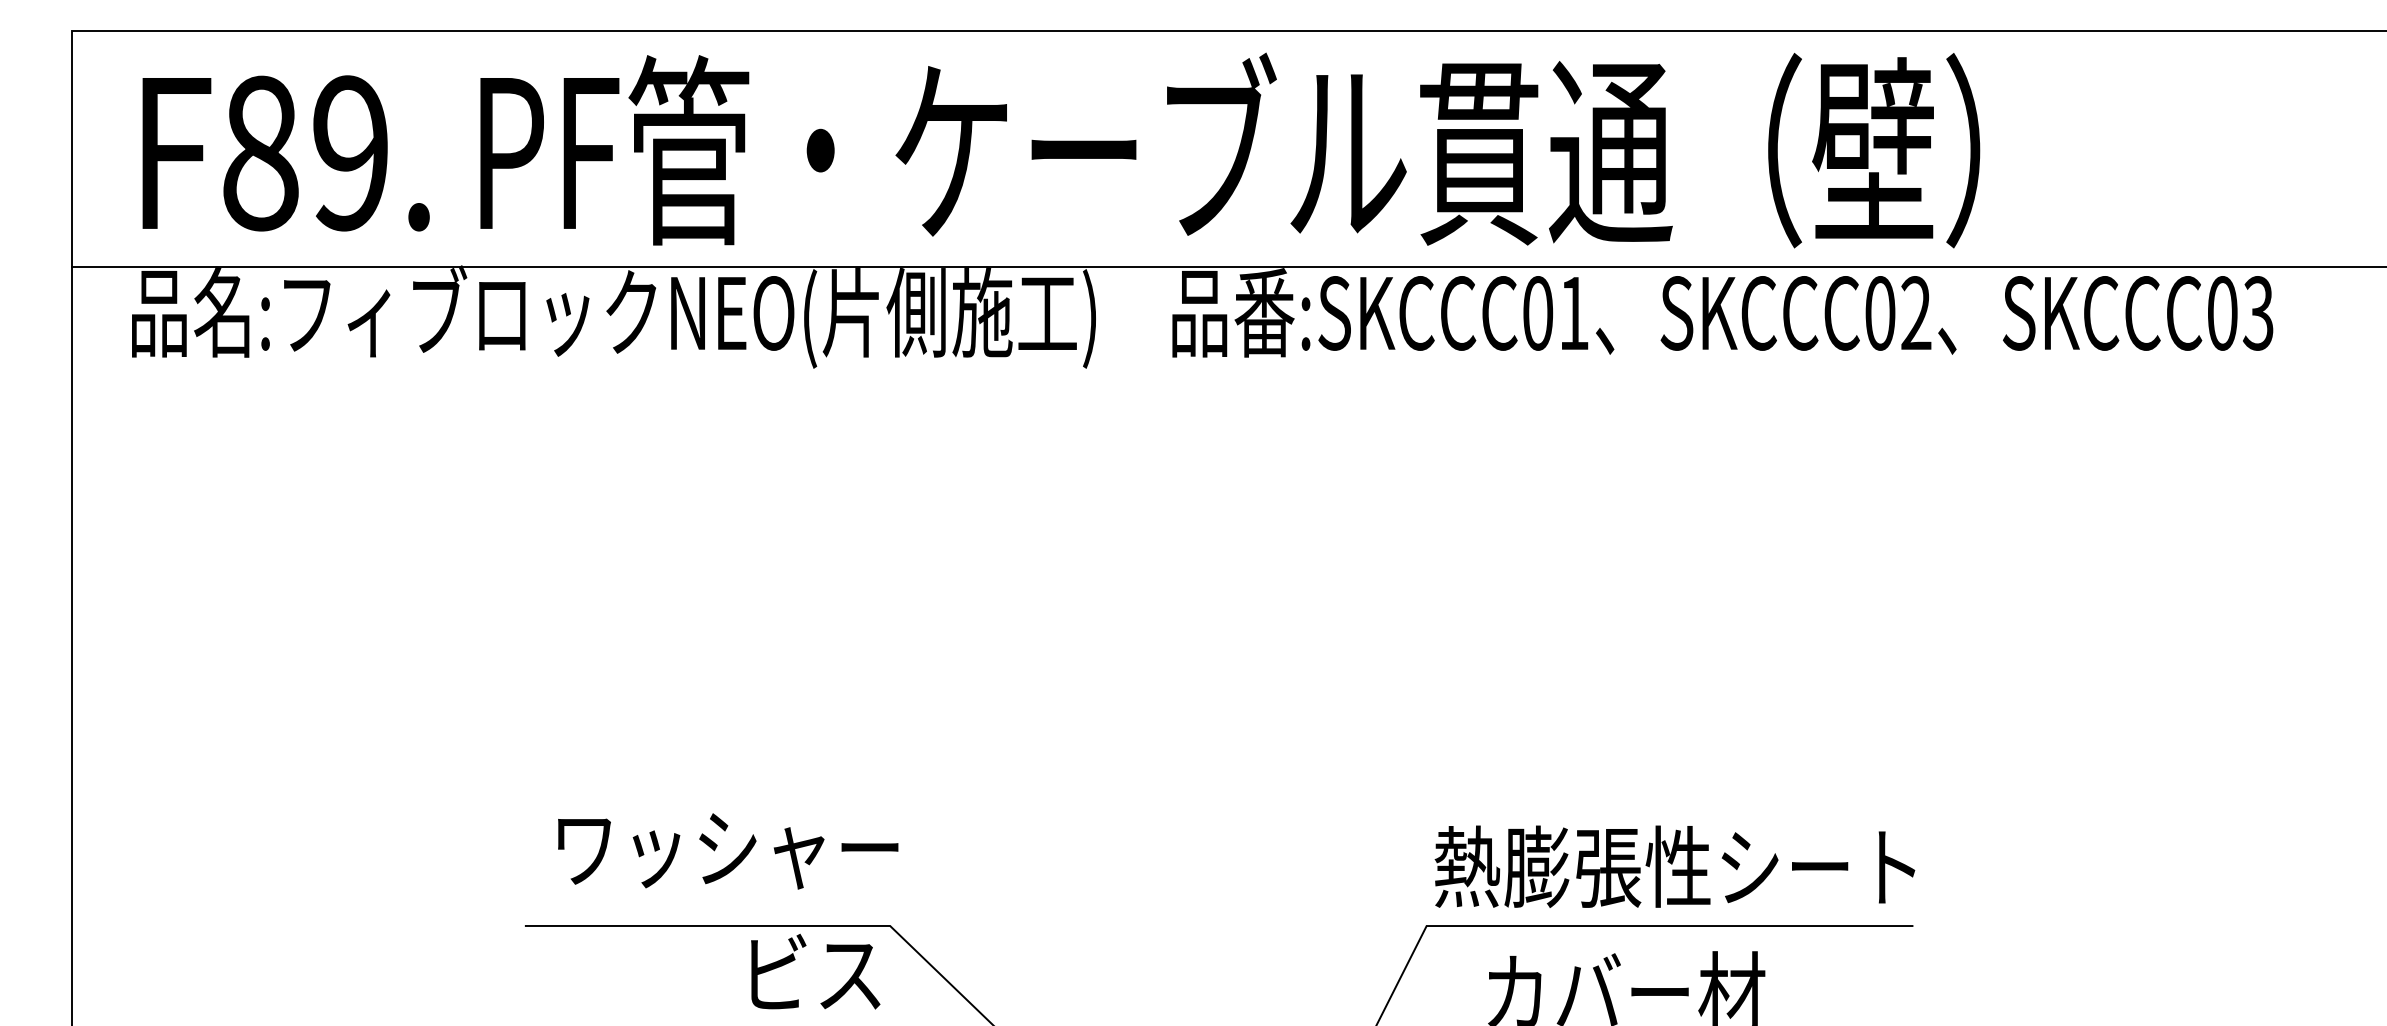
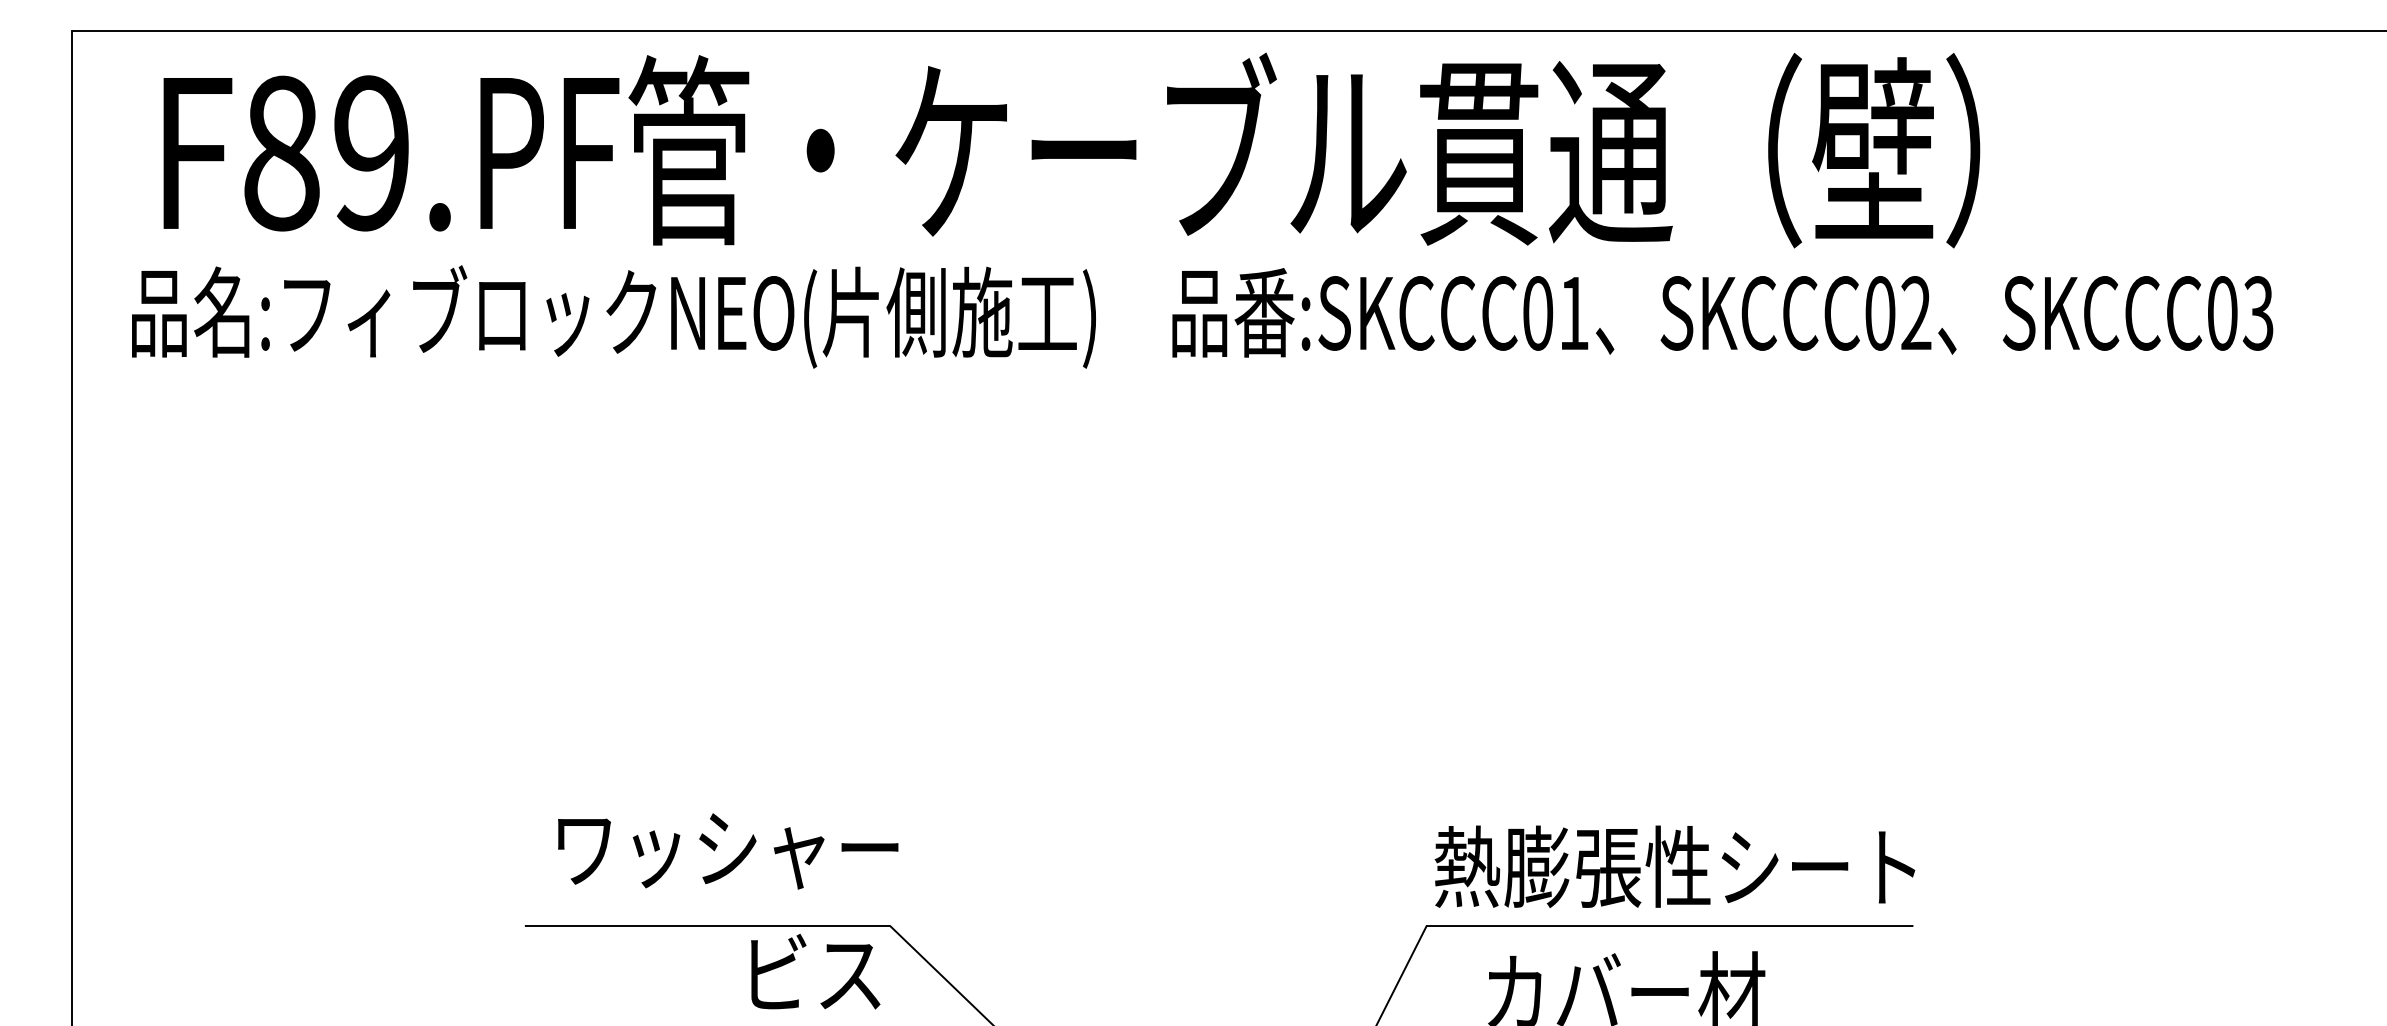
text position: (285, 153) -> (306, 153) (306, 153)
line: present -> none (1227, 267)
